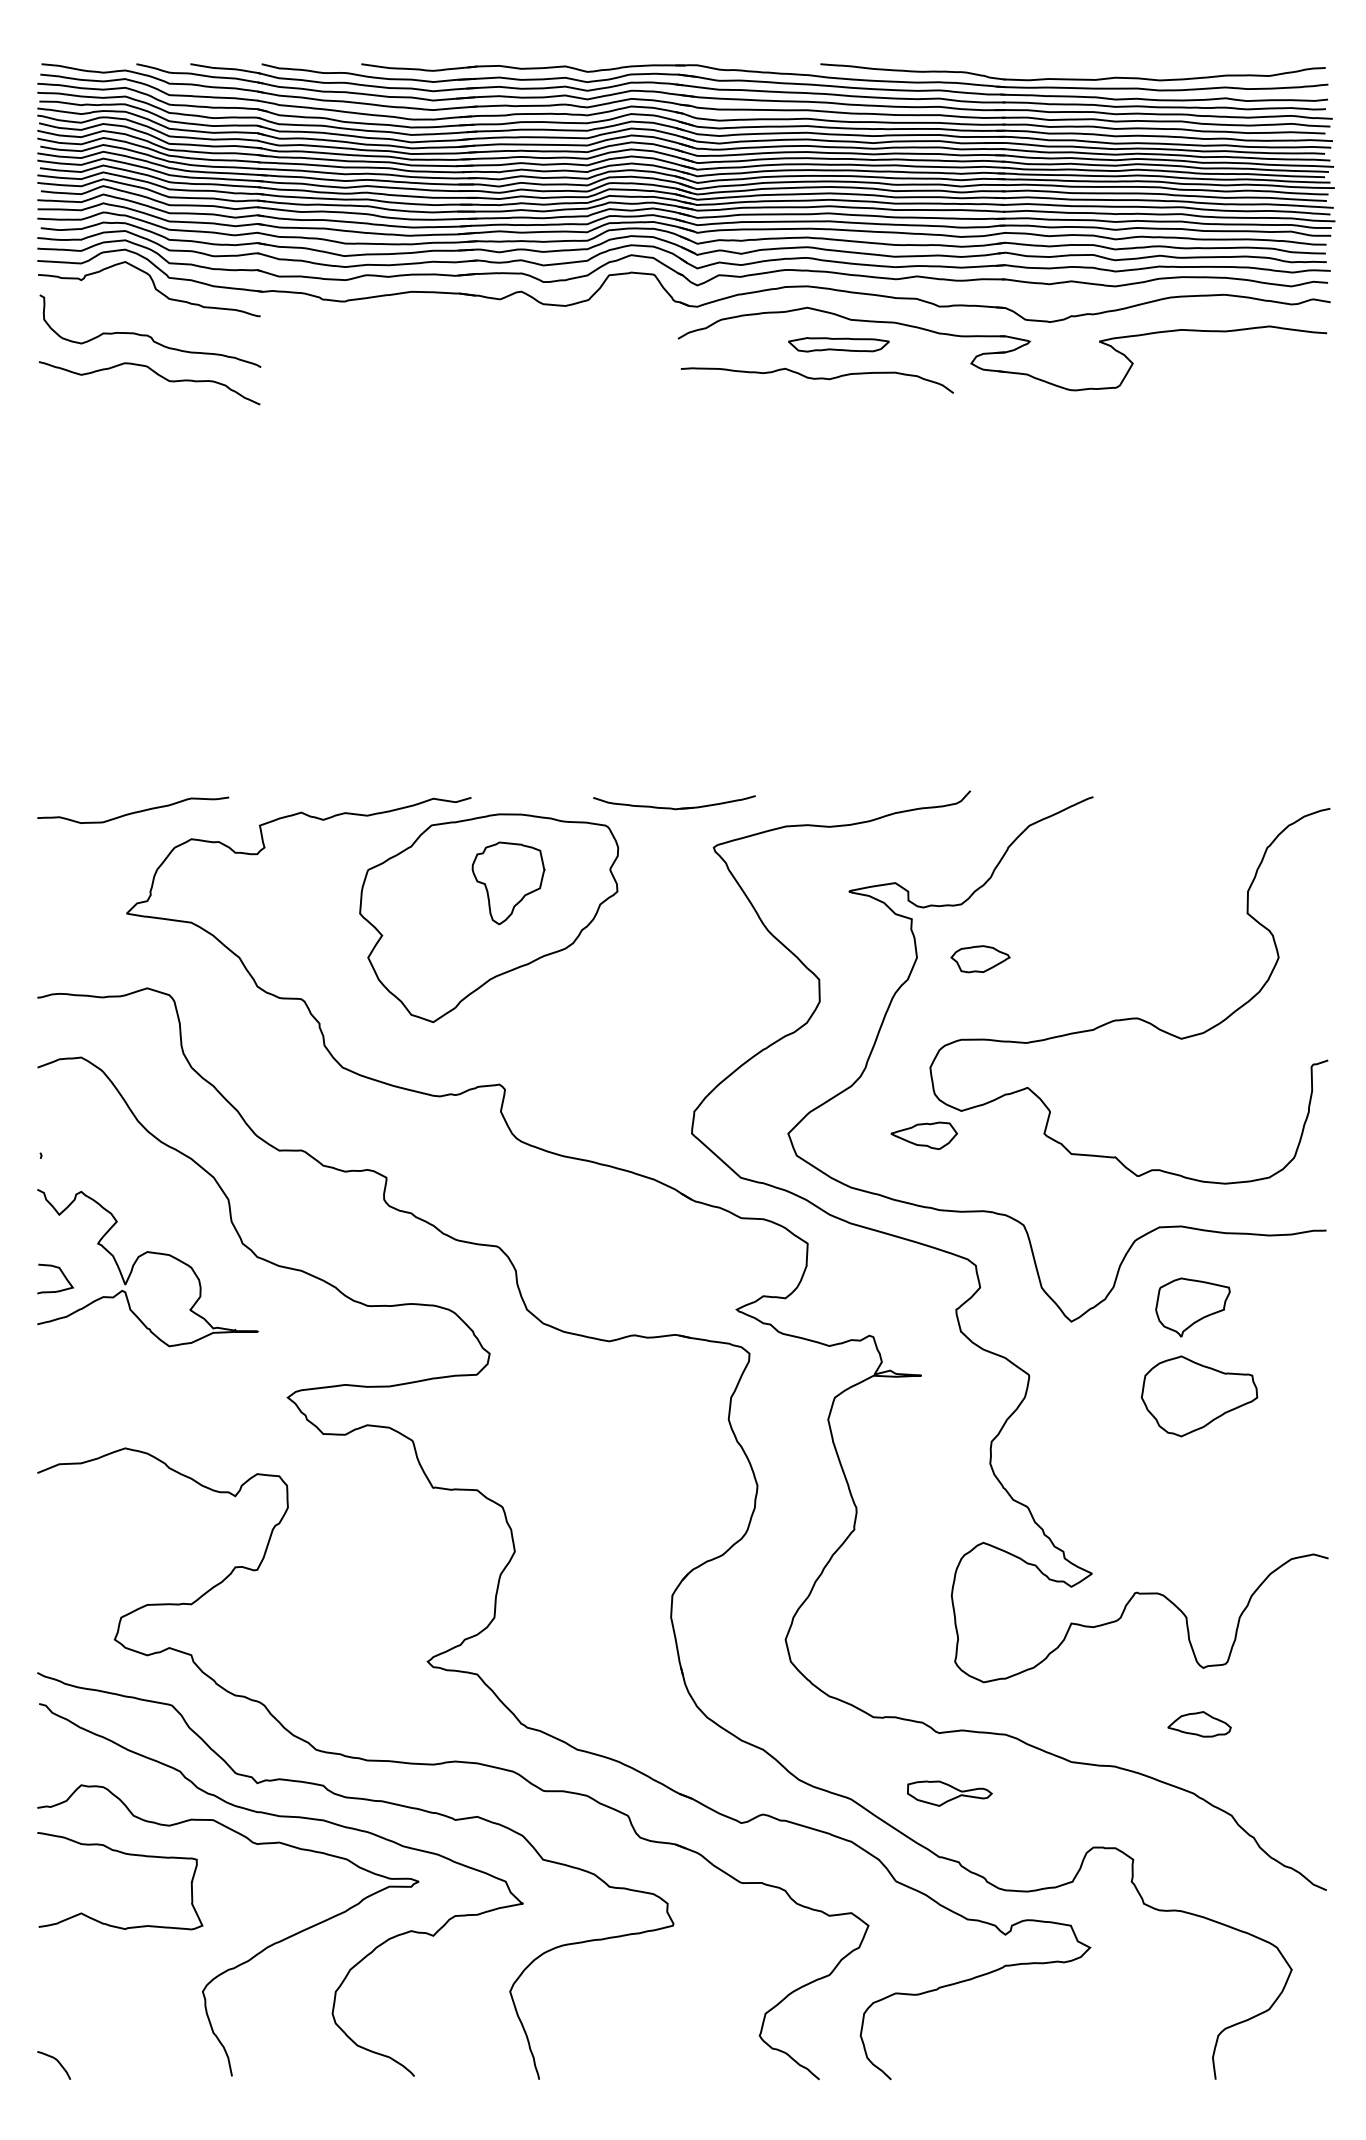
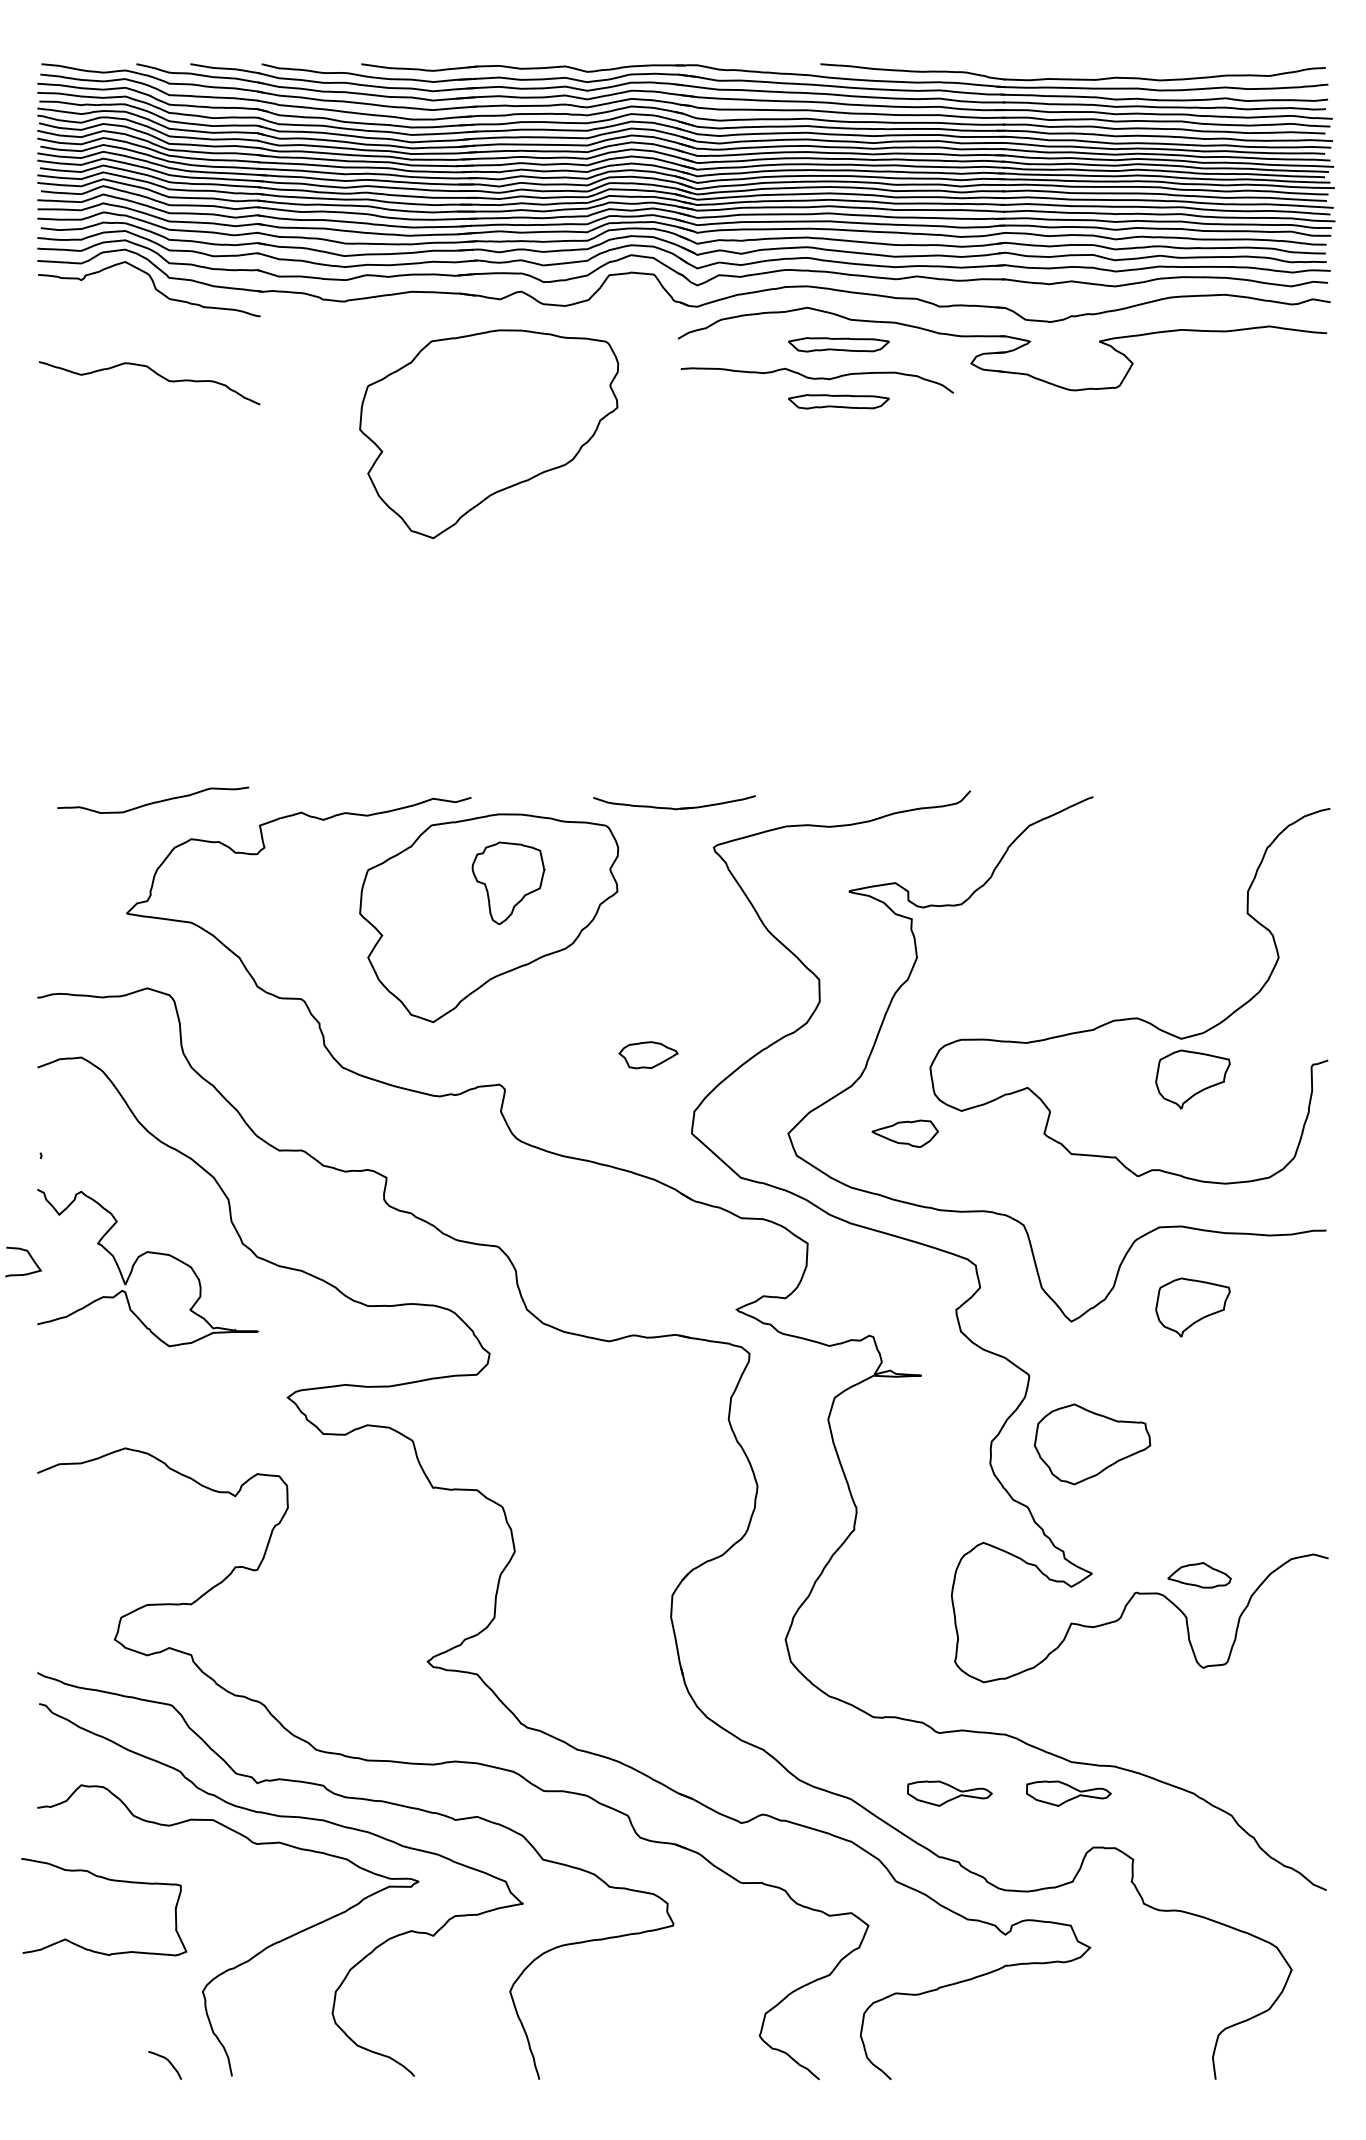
curve: present -> none (147, 334)
part: none -> present (838, 401)
part: none -> present (489, 434)
curve position: (134, 811) -> (154, 801) (154, 801)
part position: (980, 959) -> (648, 1055) (648, 1055)
part: none -> present (1192, 1079)
part position: (924, 1135) -> (905, 1133) (905, 1133)
curve position: (61, 1273) -> (29, 1256) (29, 1256)
part position: (1199, 1396) -> (1092, 1444) (1092, 1444)
part position: (1199, 1724) -> (1199, 1575) (1199, 1575)
part: none -> present (1068, 1793)
curve position: (128, 1855) -> (112, 1881) (112, 1881)
curve position: (57, 2062) -> (168, 2062) (168, 2062)
